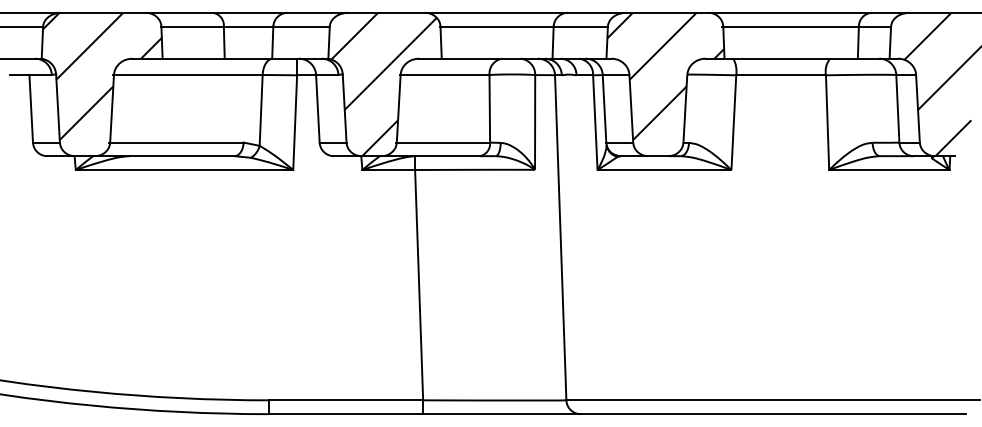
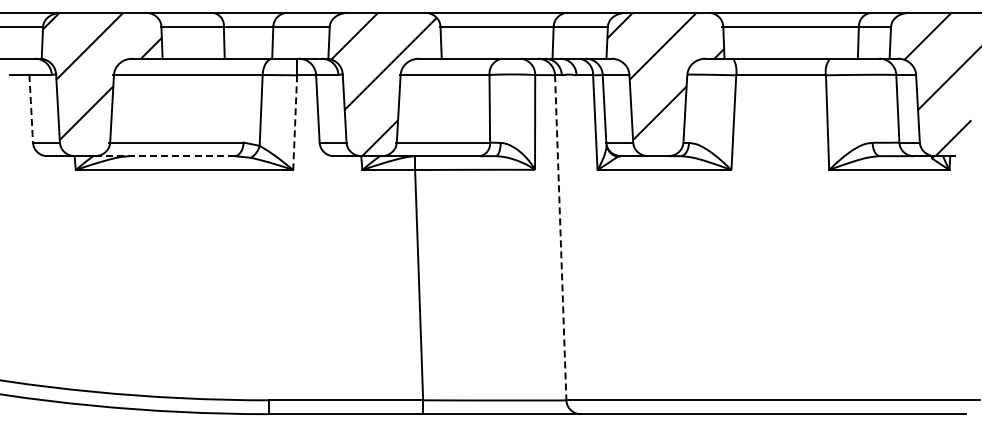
line: solid -> dashed (31, 108)
line: solid -> dashed (295, 123)
line: solid -> dashed (164, 156)
line: solid -> dashed (560, 237)
